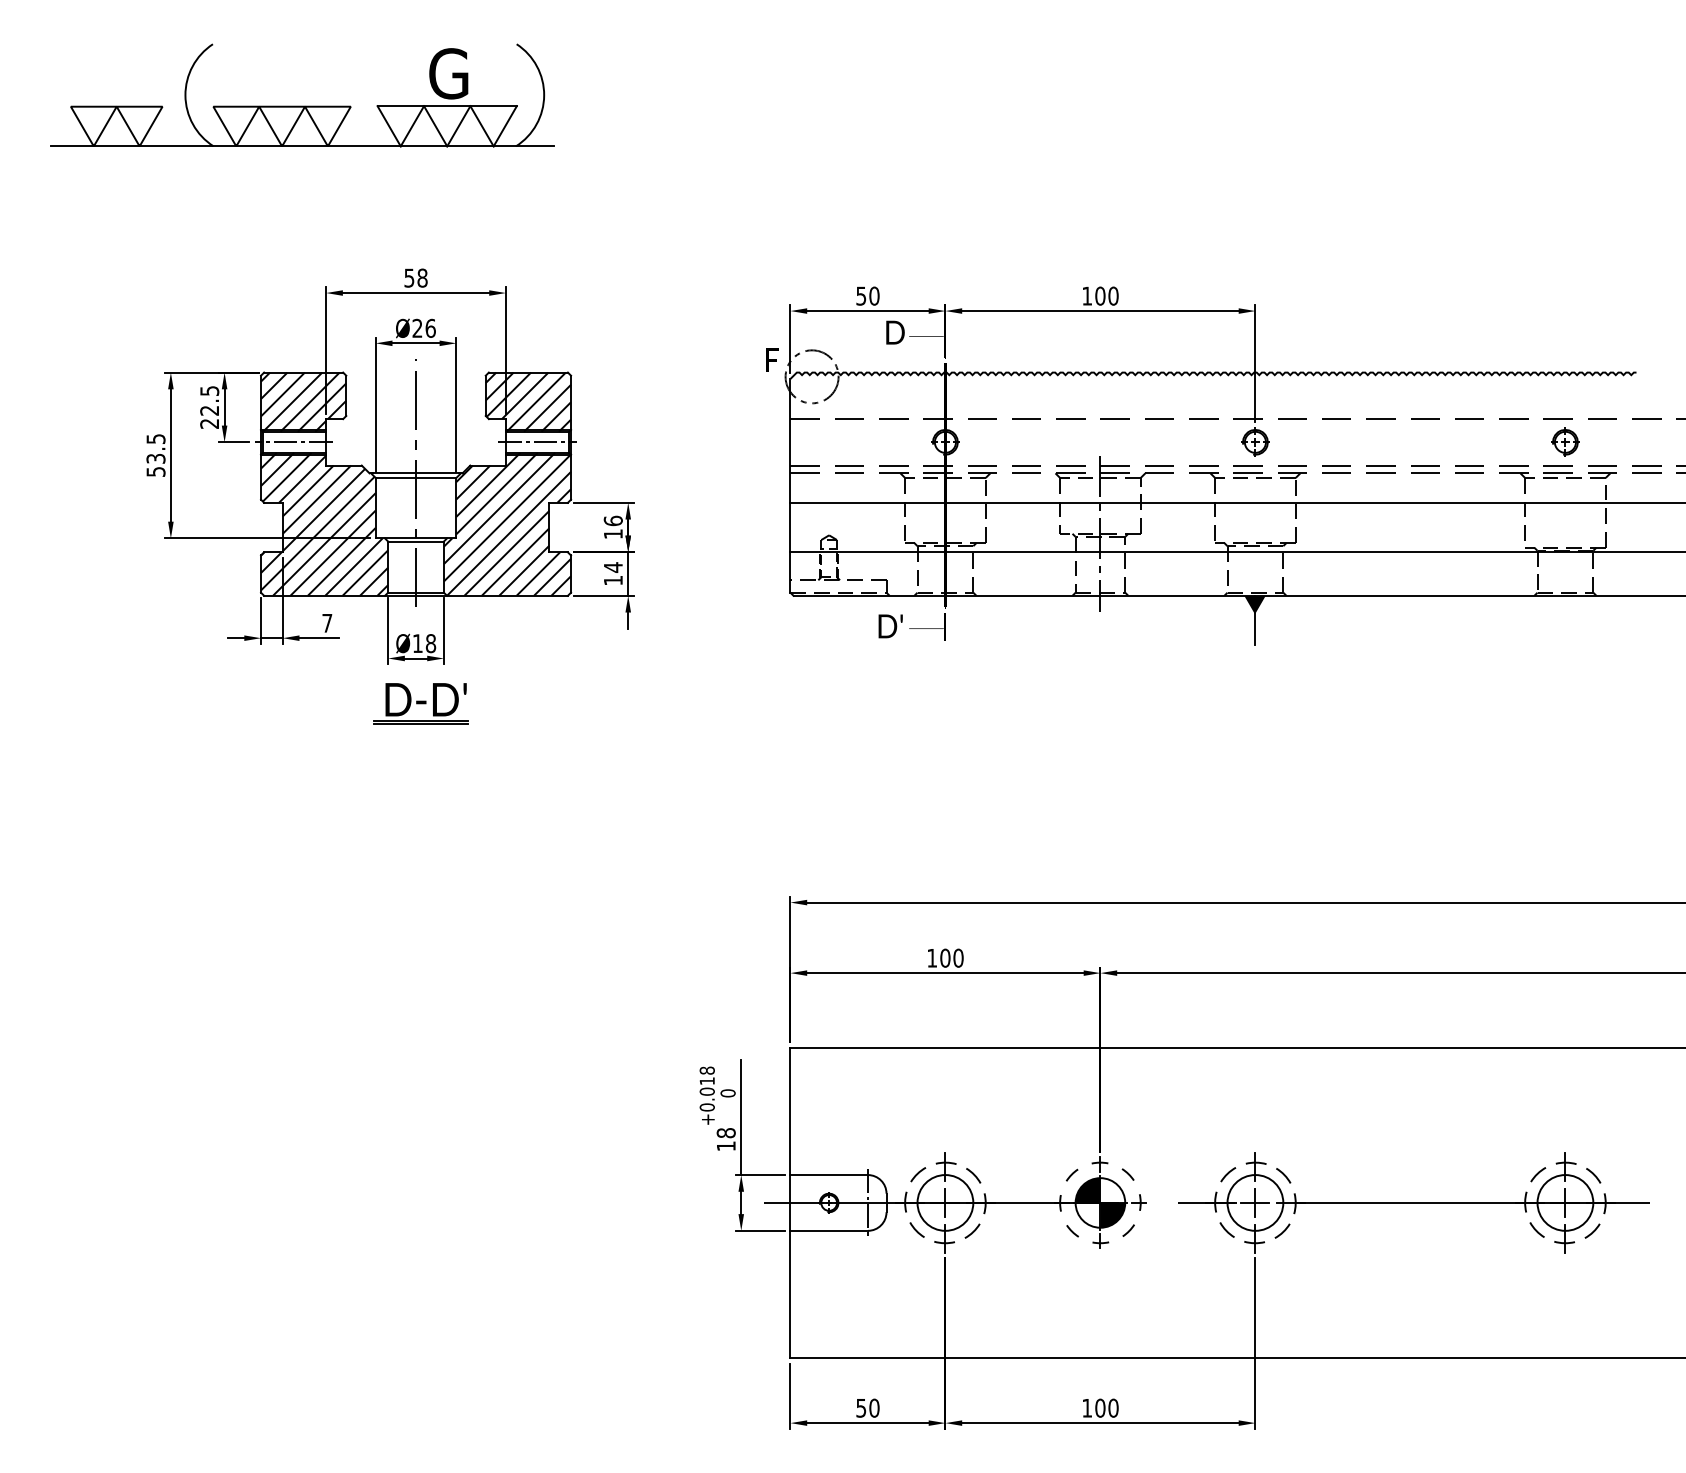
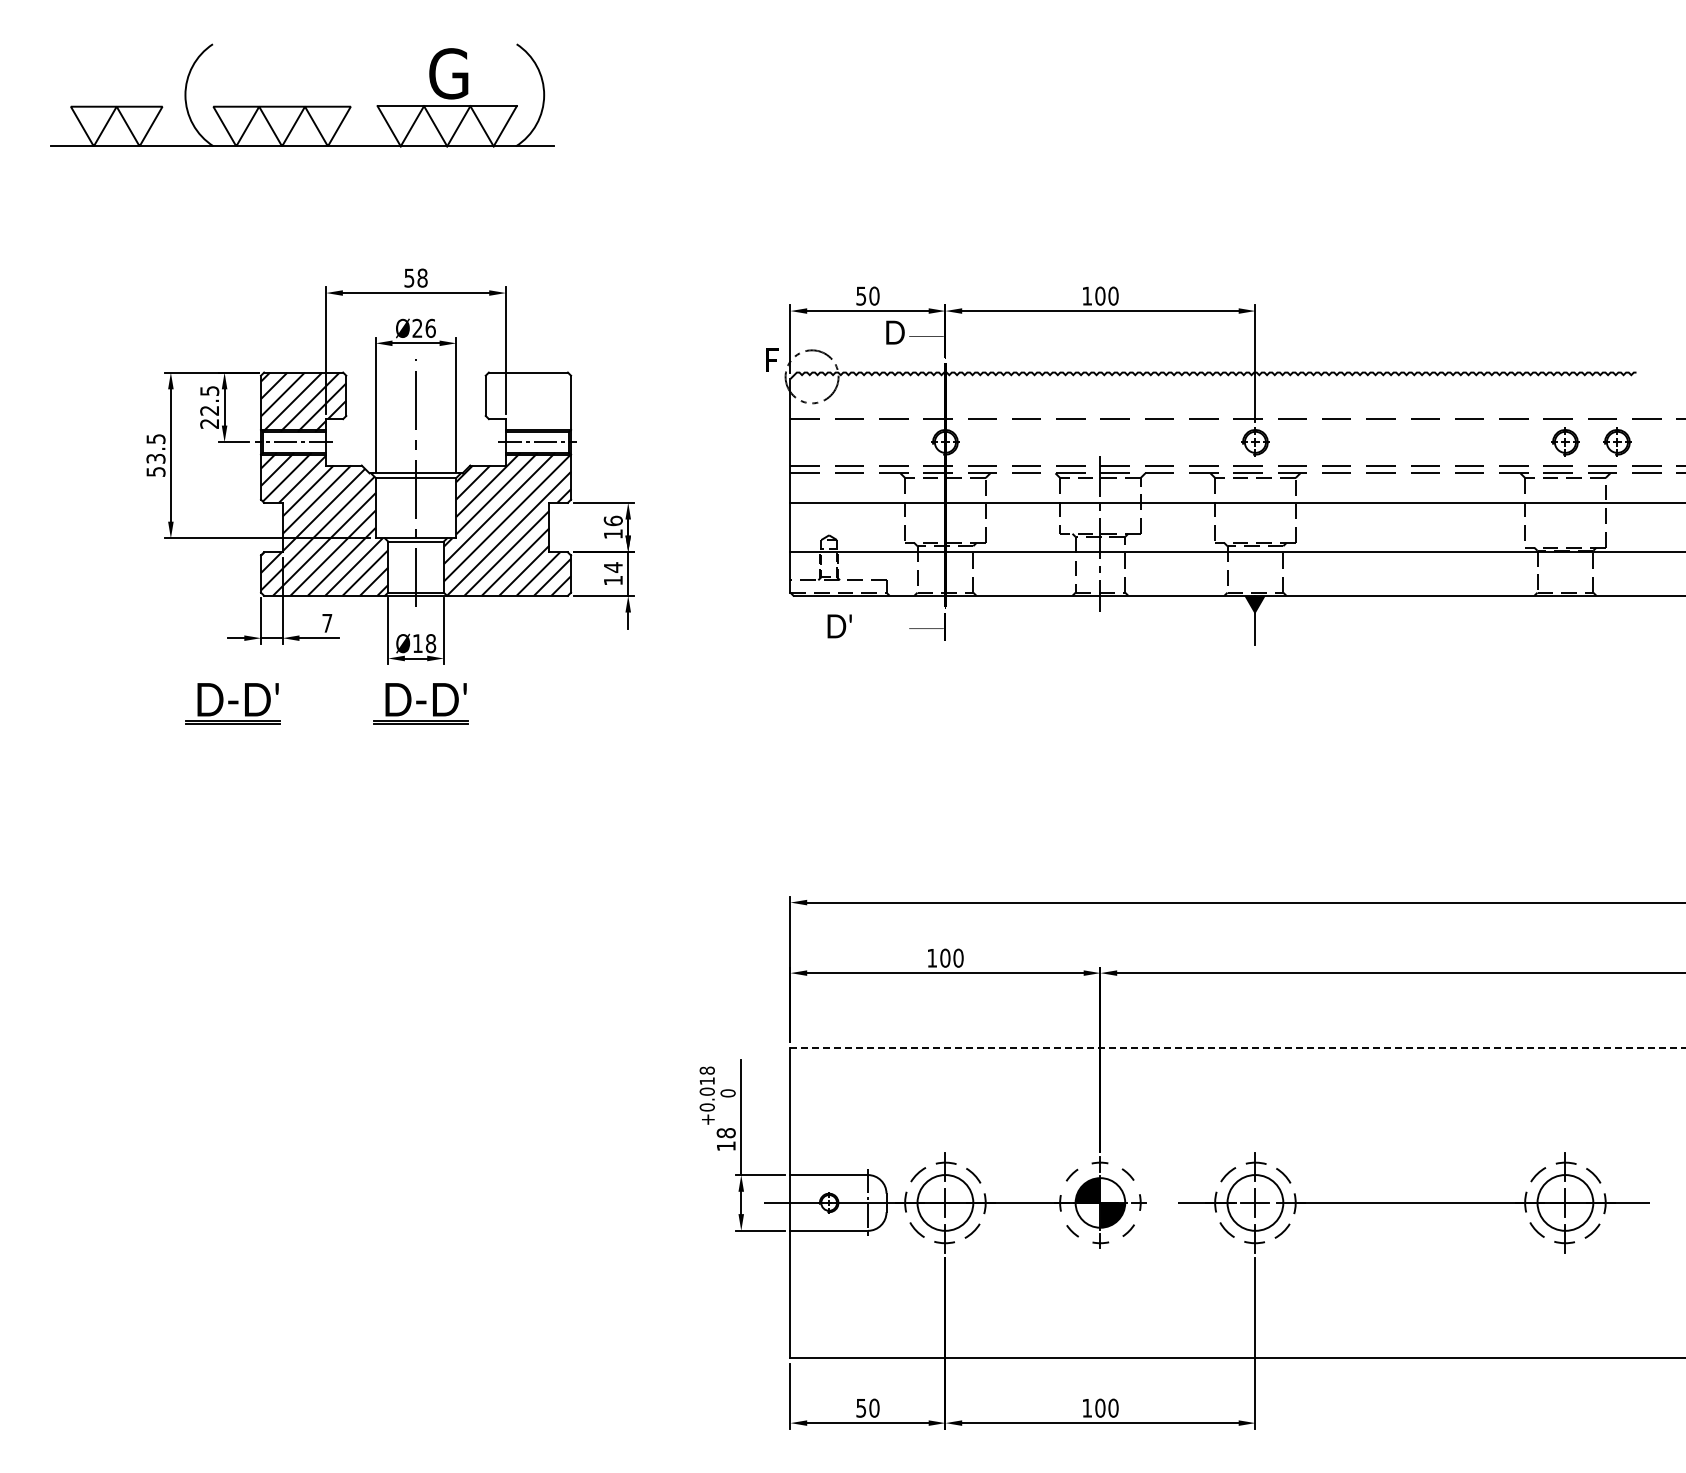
hatch: present -> none (528, 401)
part: none -> present (1617, 441)
text position: (890, 626) -> (839, 626) (839, 626)
part: none -> present (232, 703)
line: solid -> dashed (1238, 1047)
